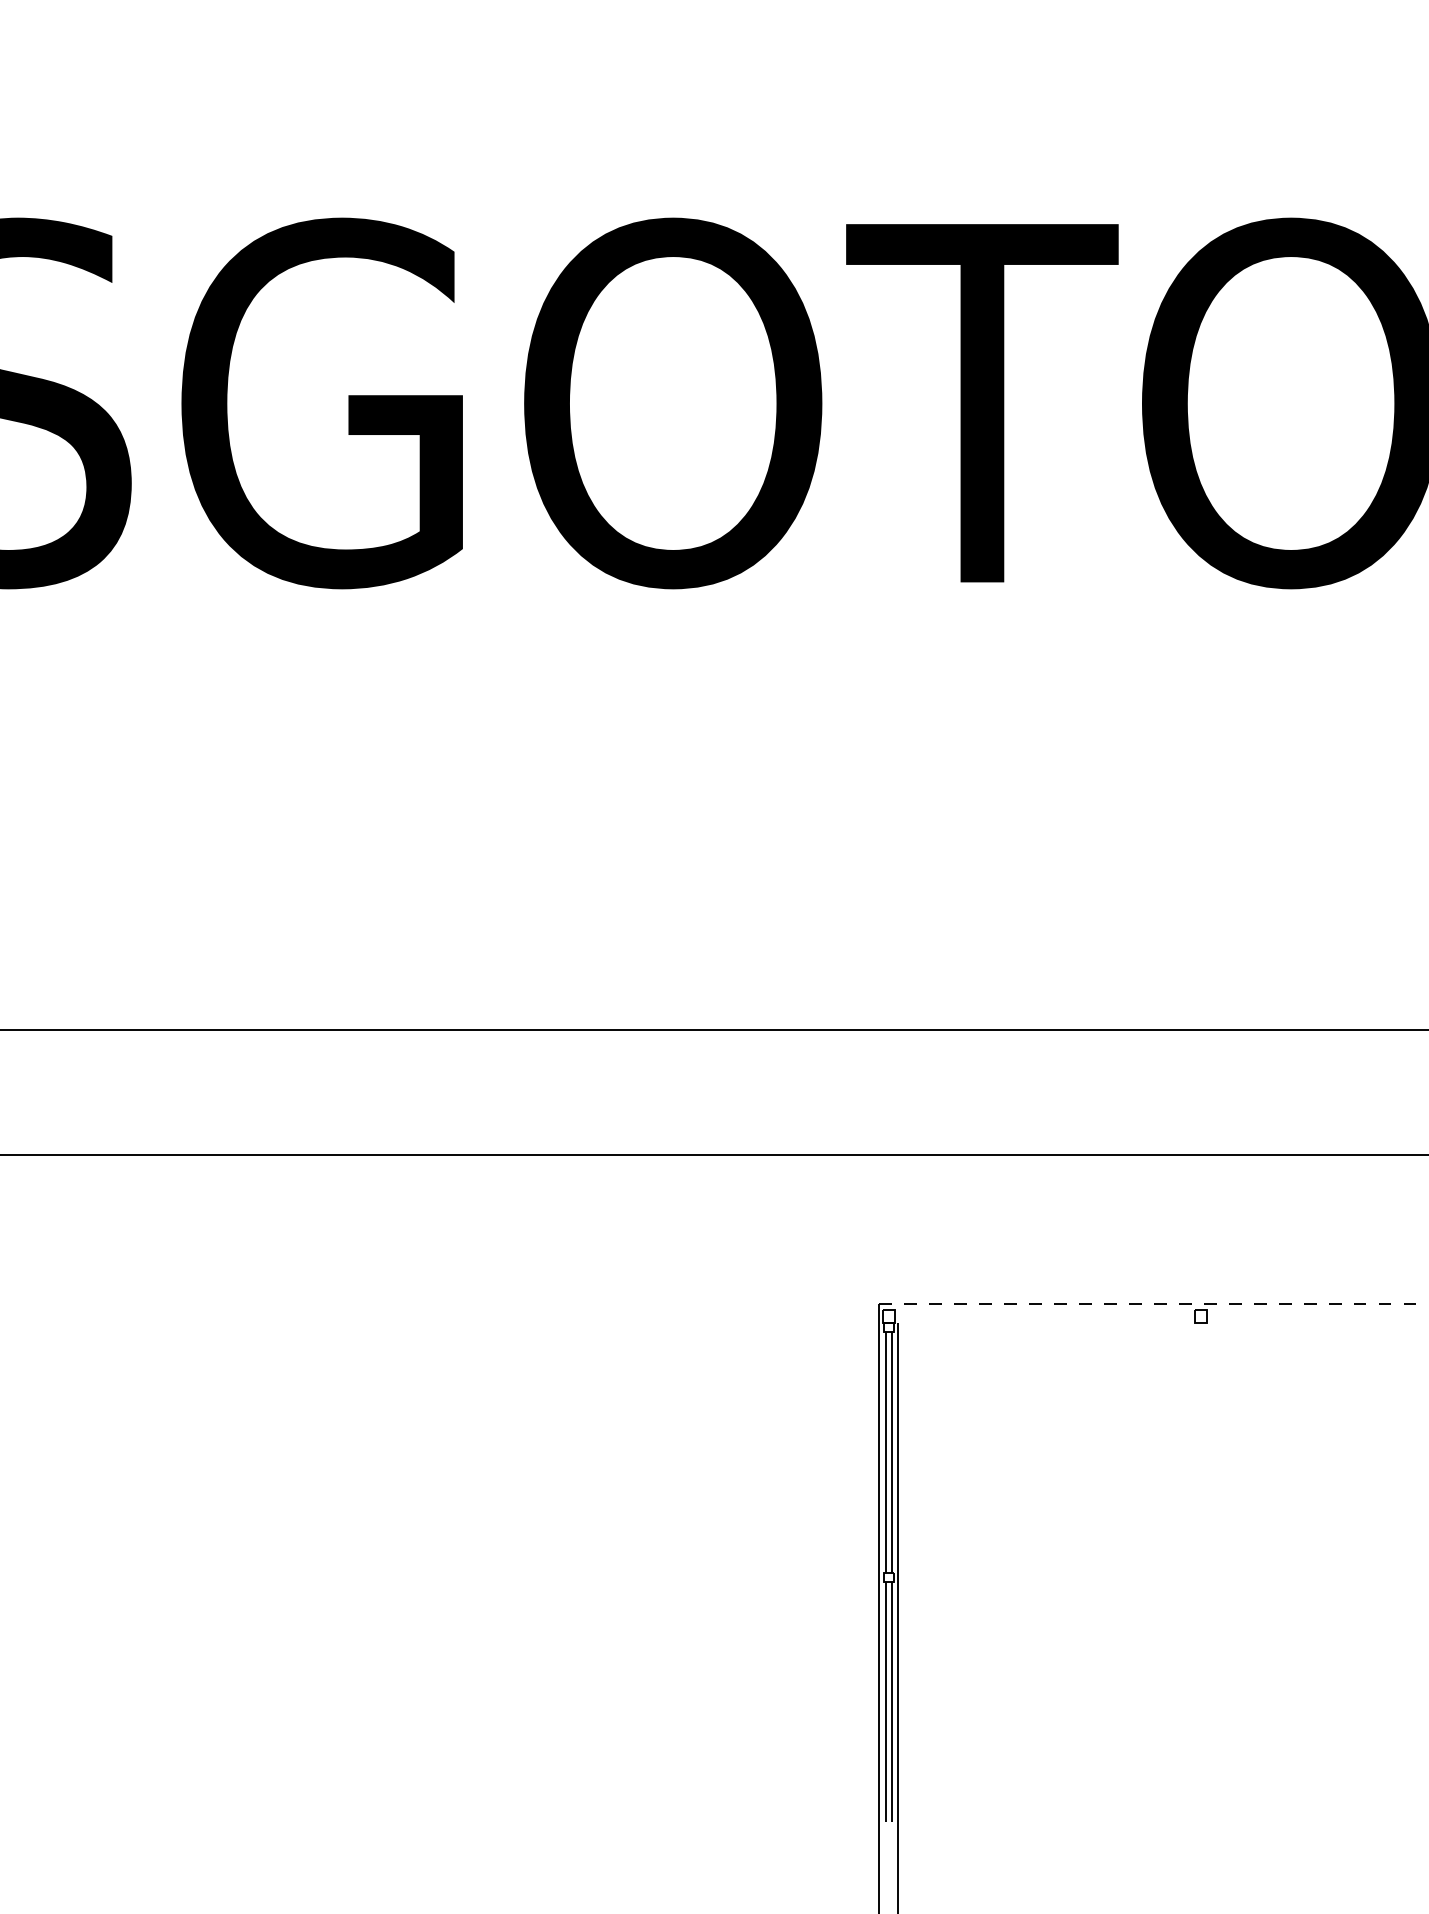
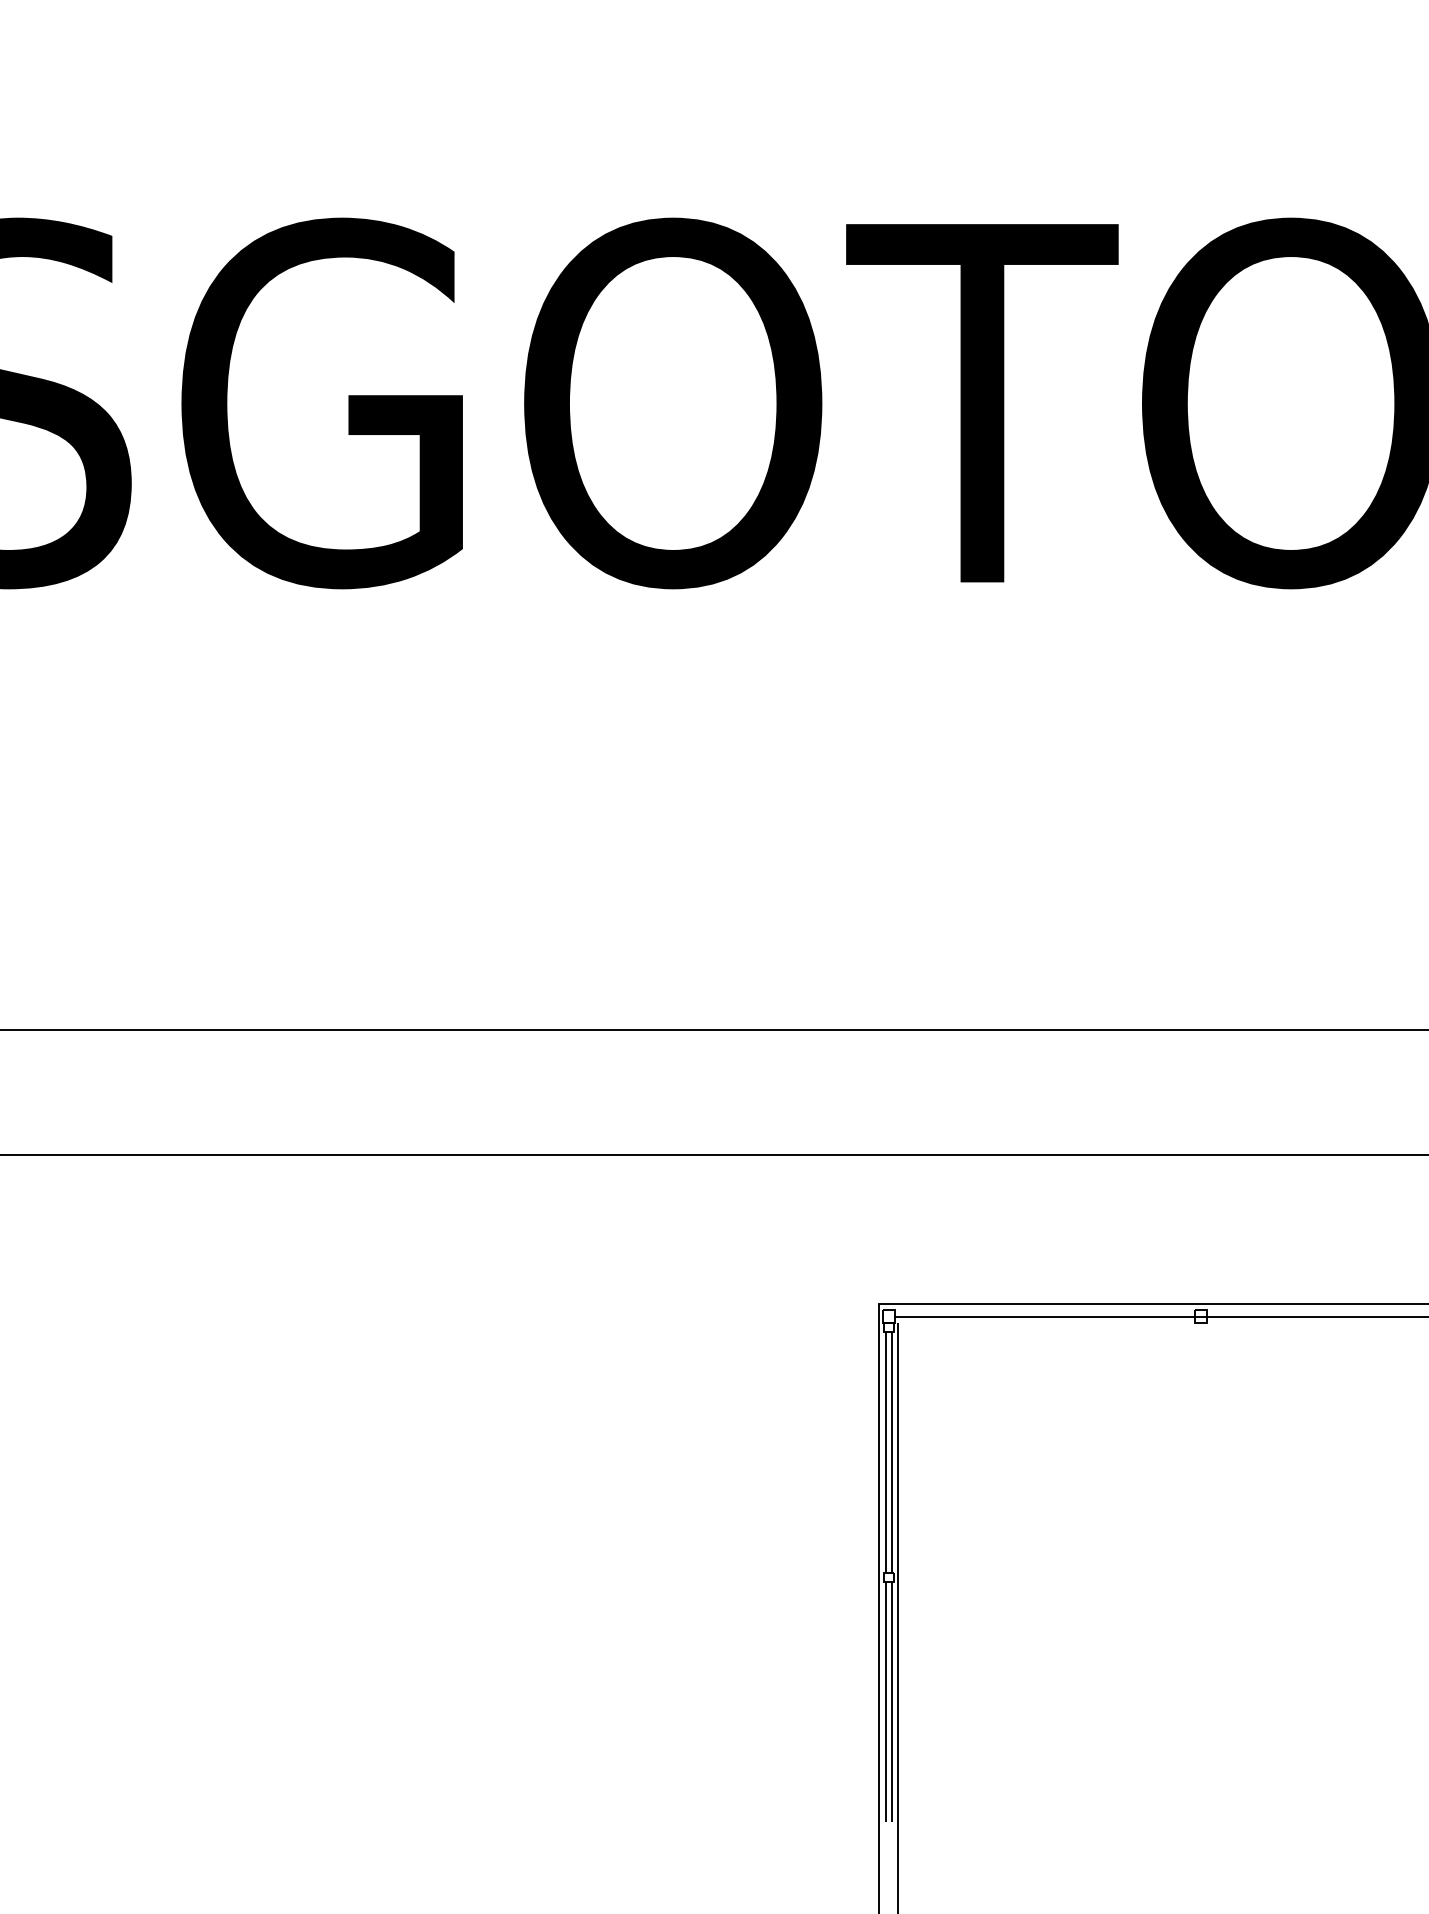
line: dashed -> solid (1154, 1304)
line: none -> present (1160, 1316)
